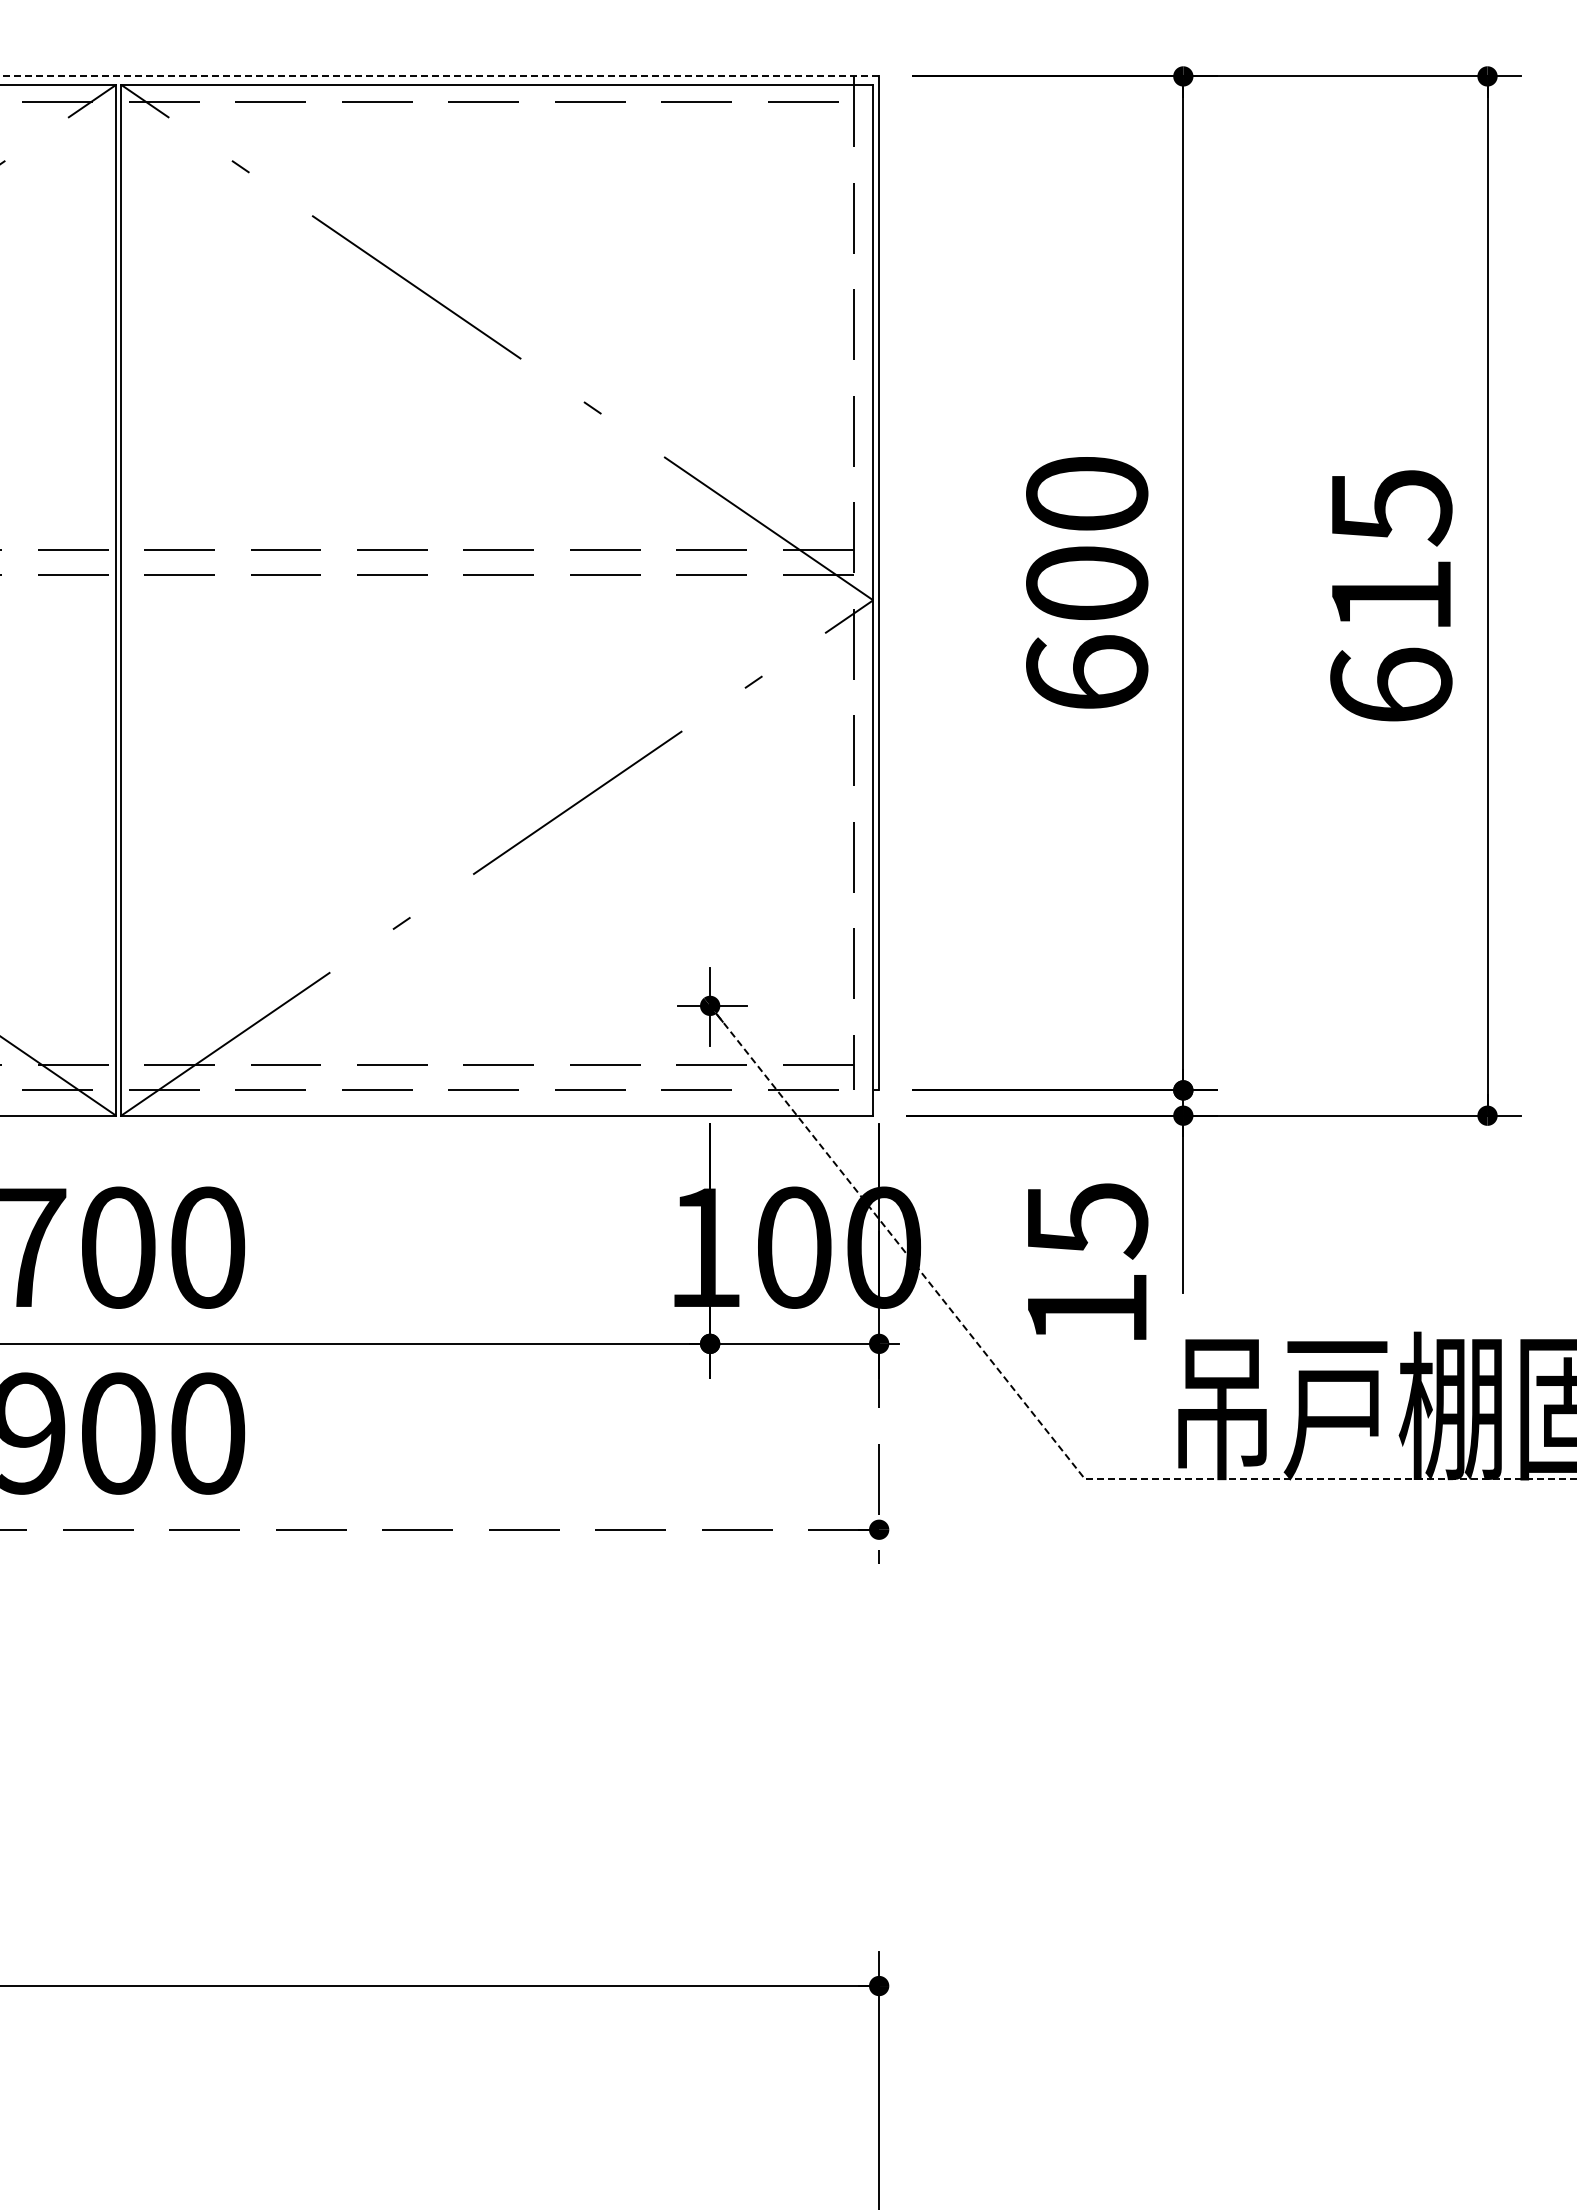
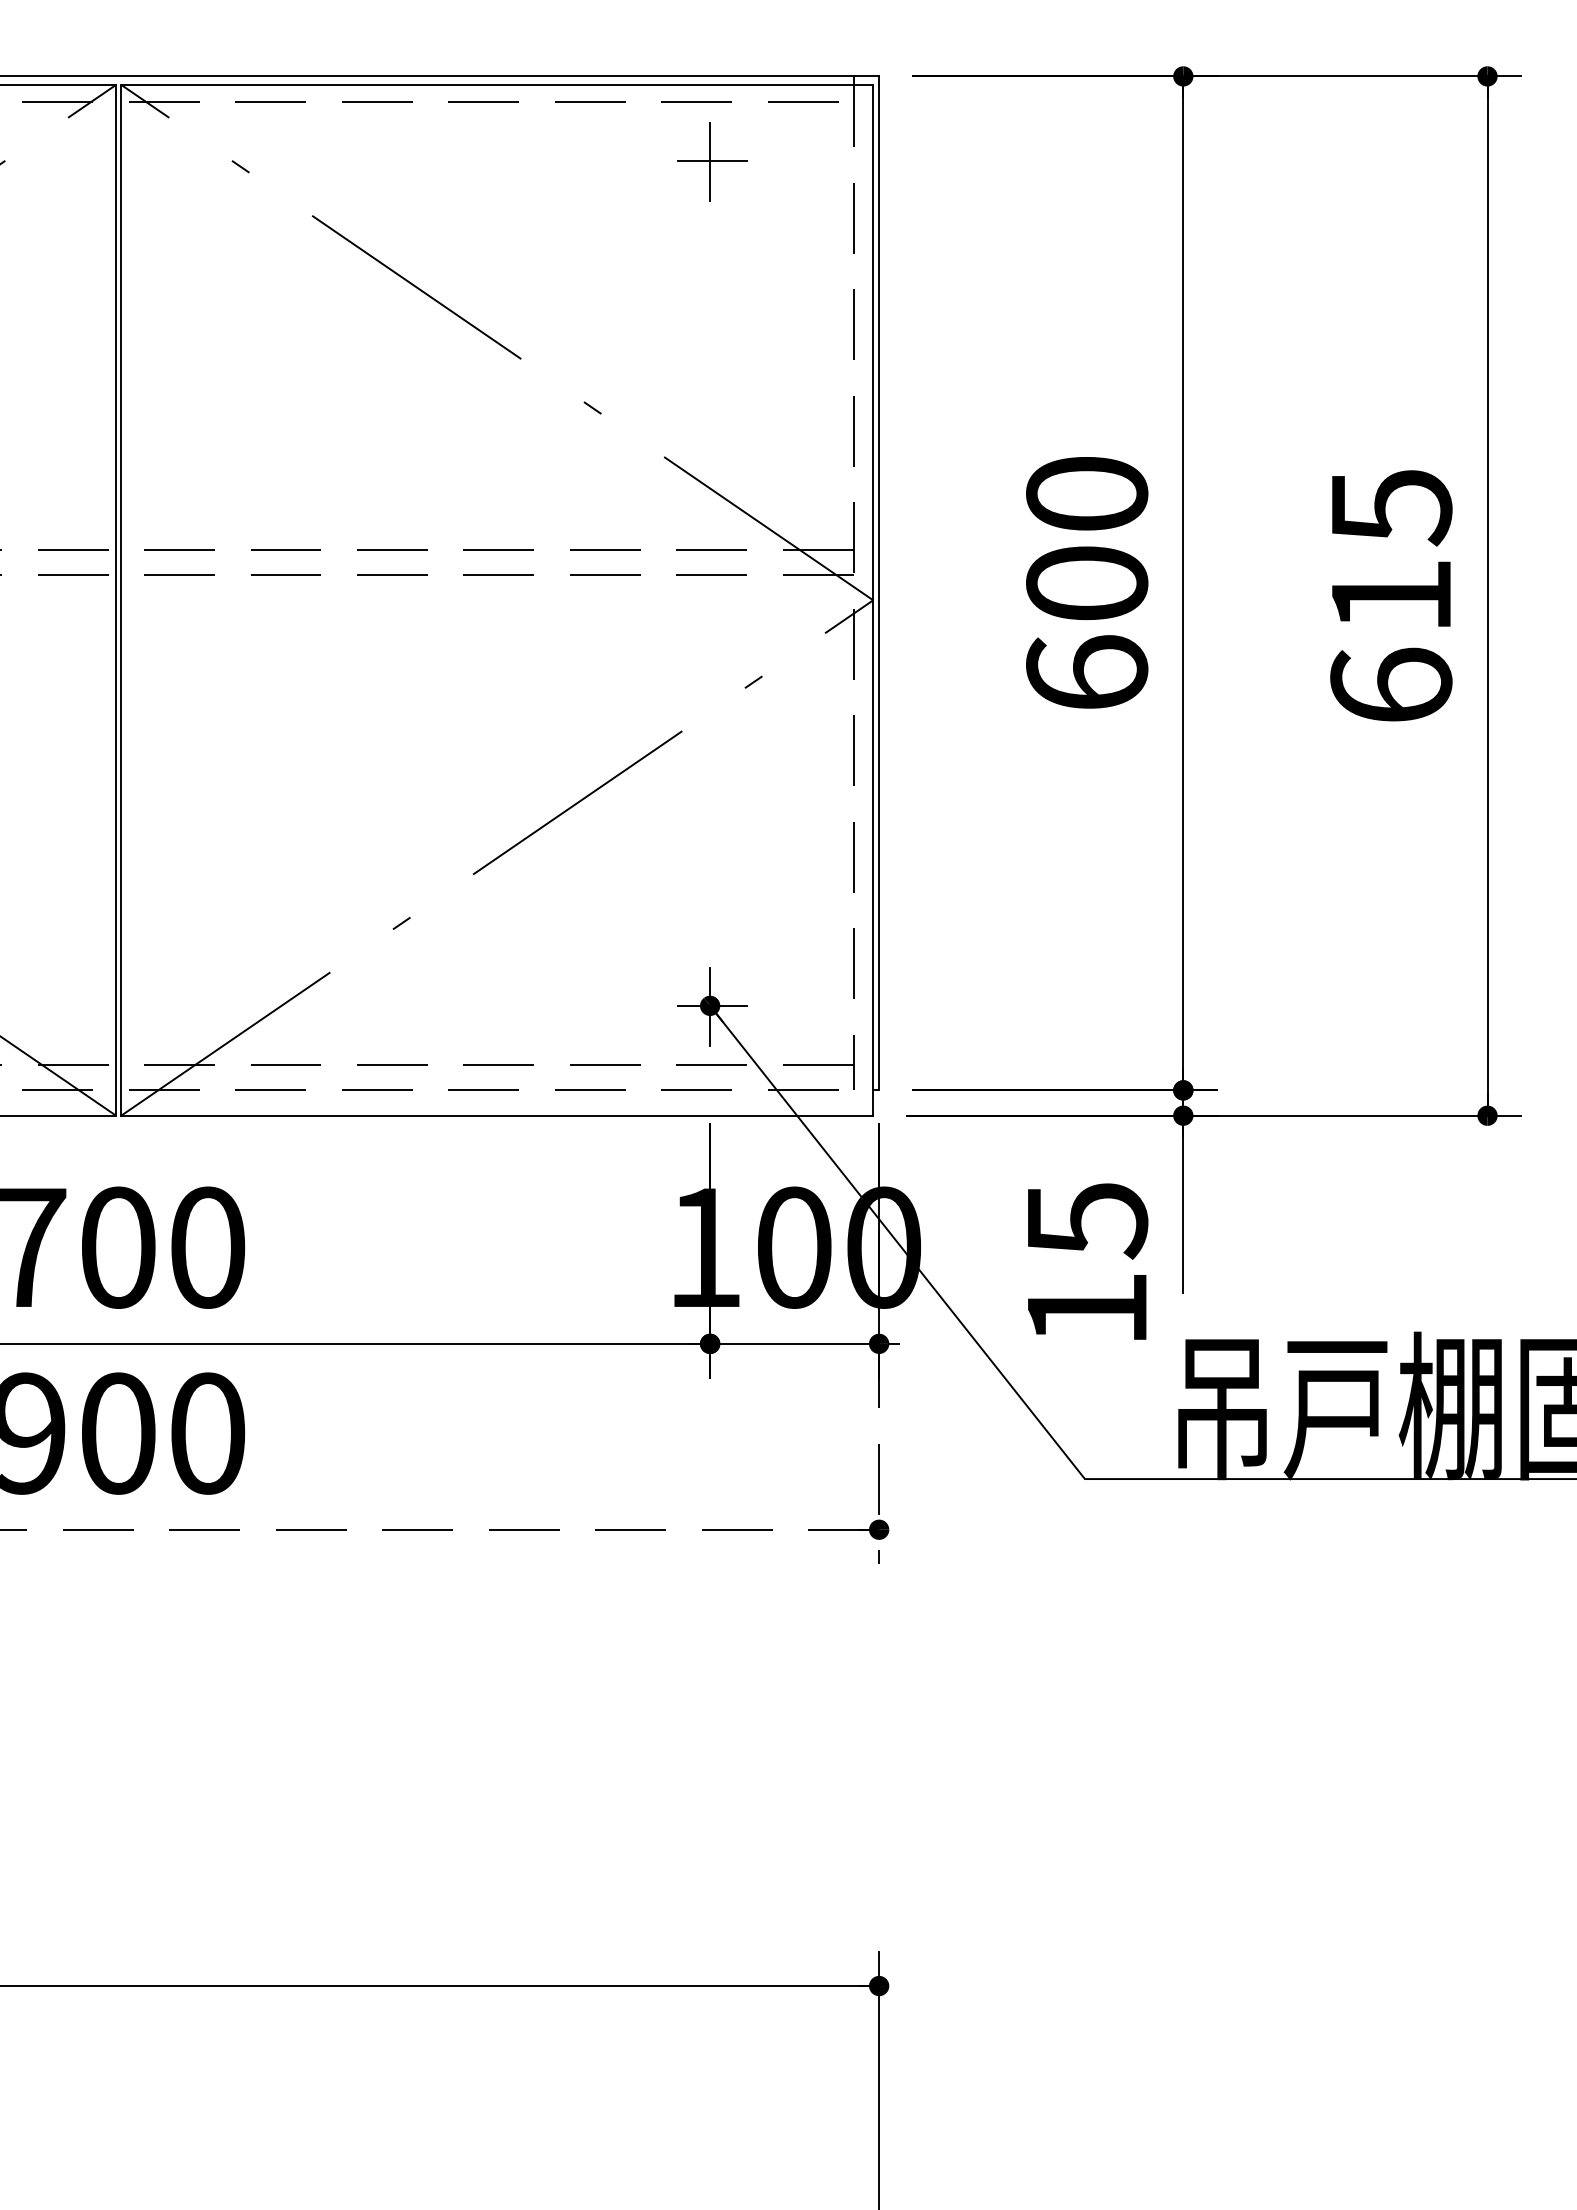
line: dashed -> solid (439, 76)
part: none -> present (712, 161)
line: dashed -> solid (1050, 1435)
